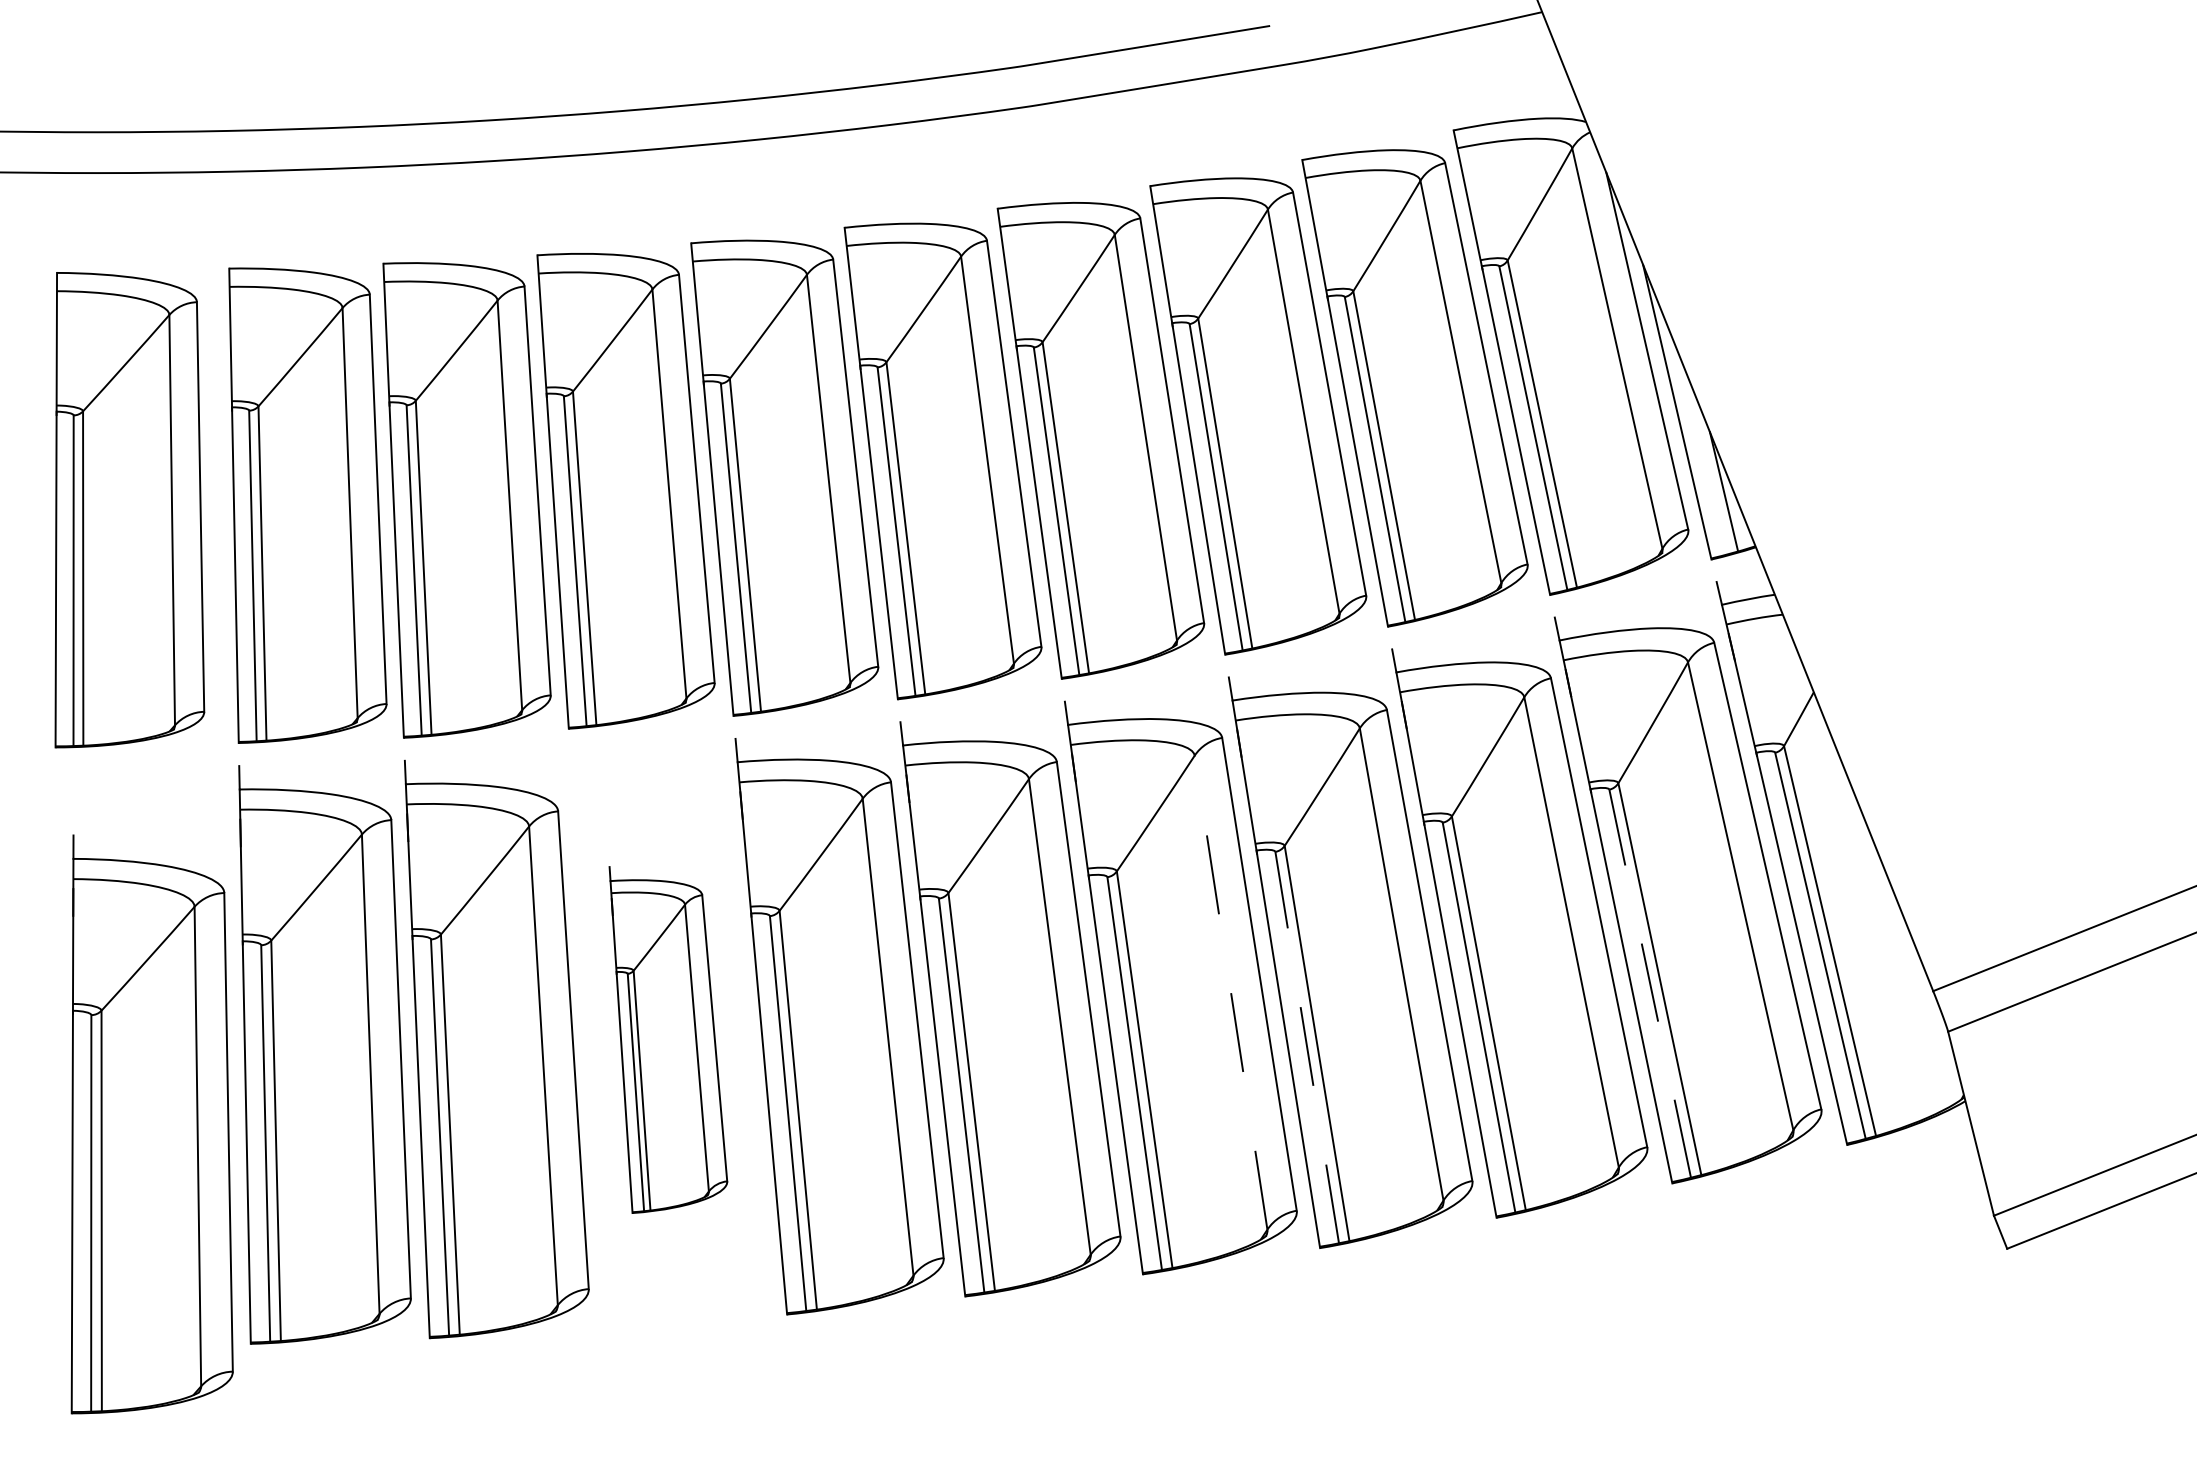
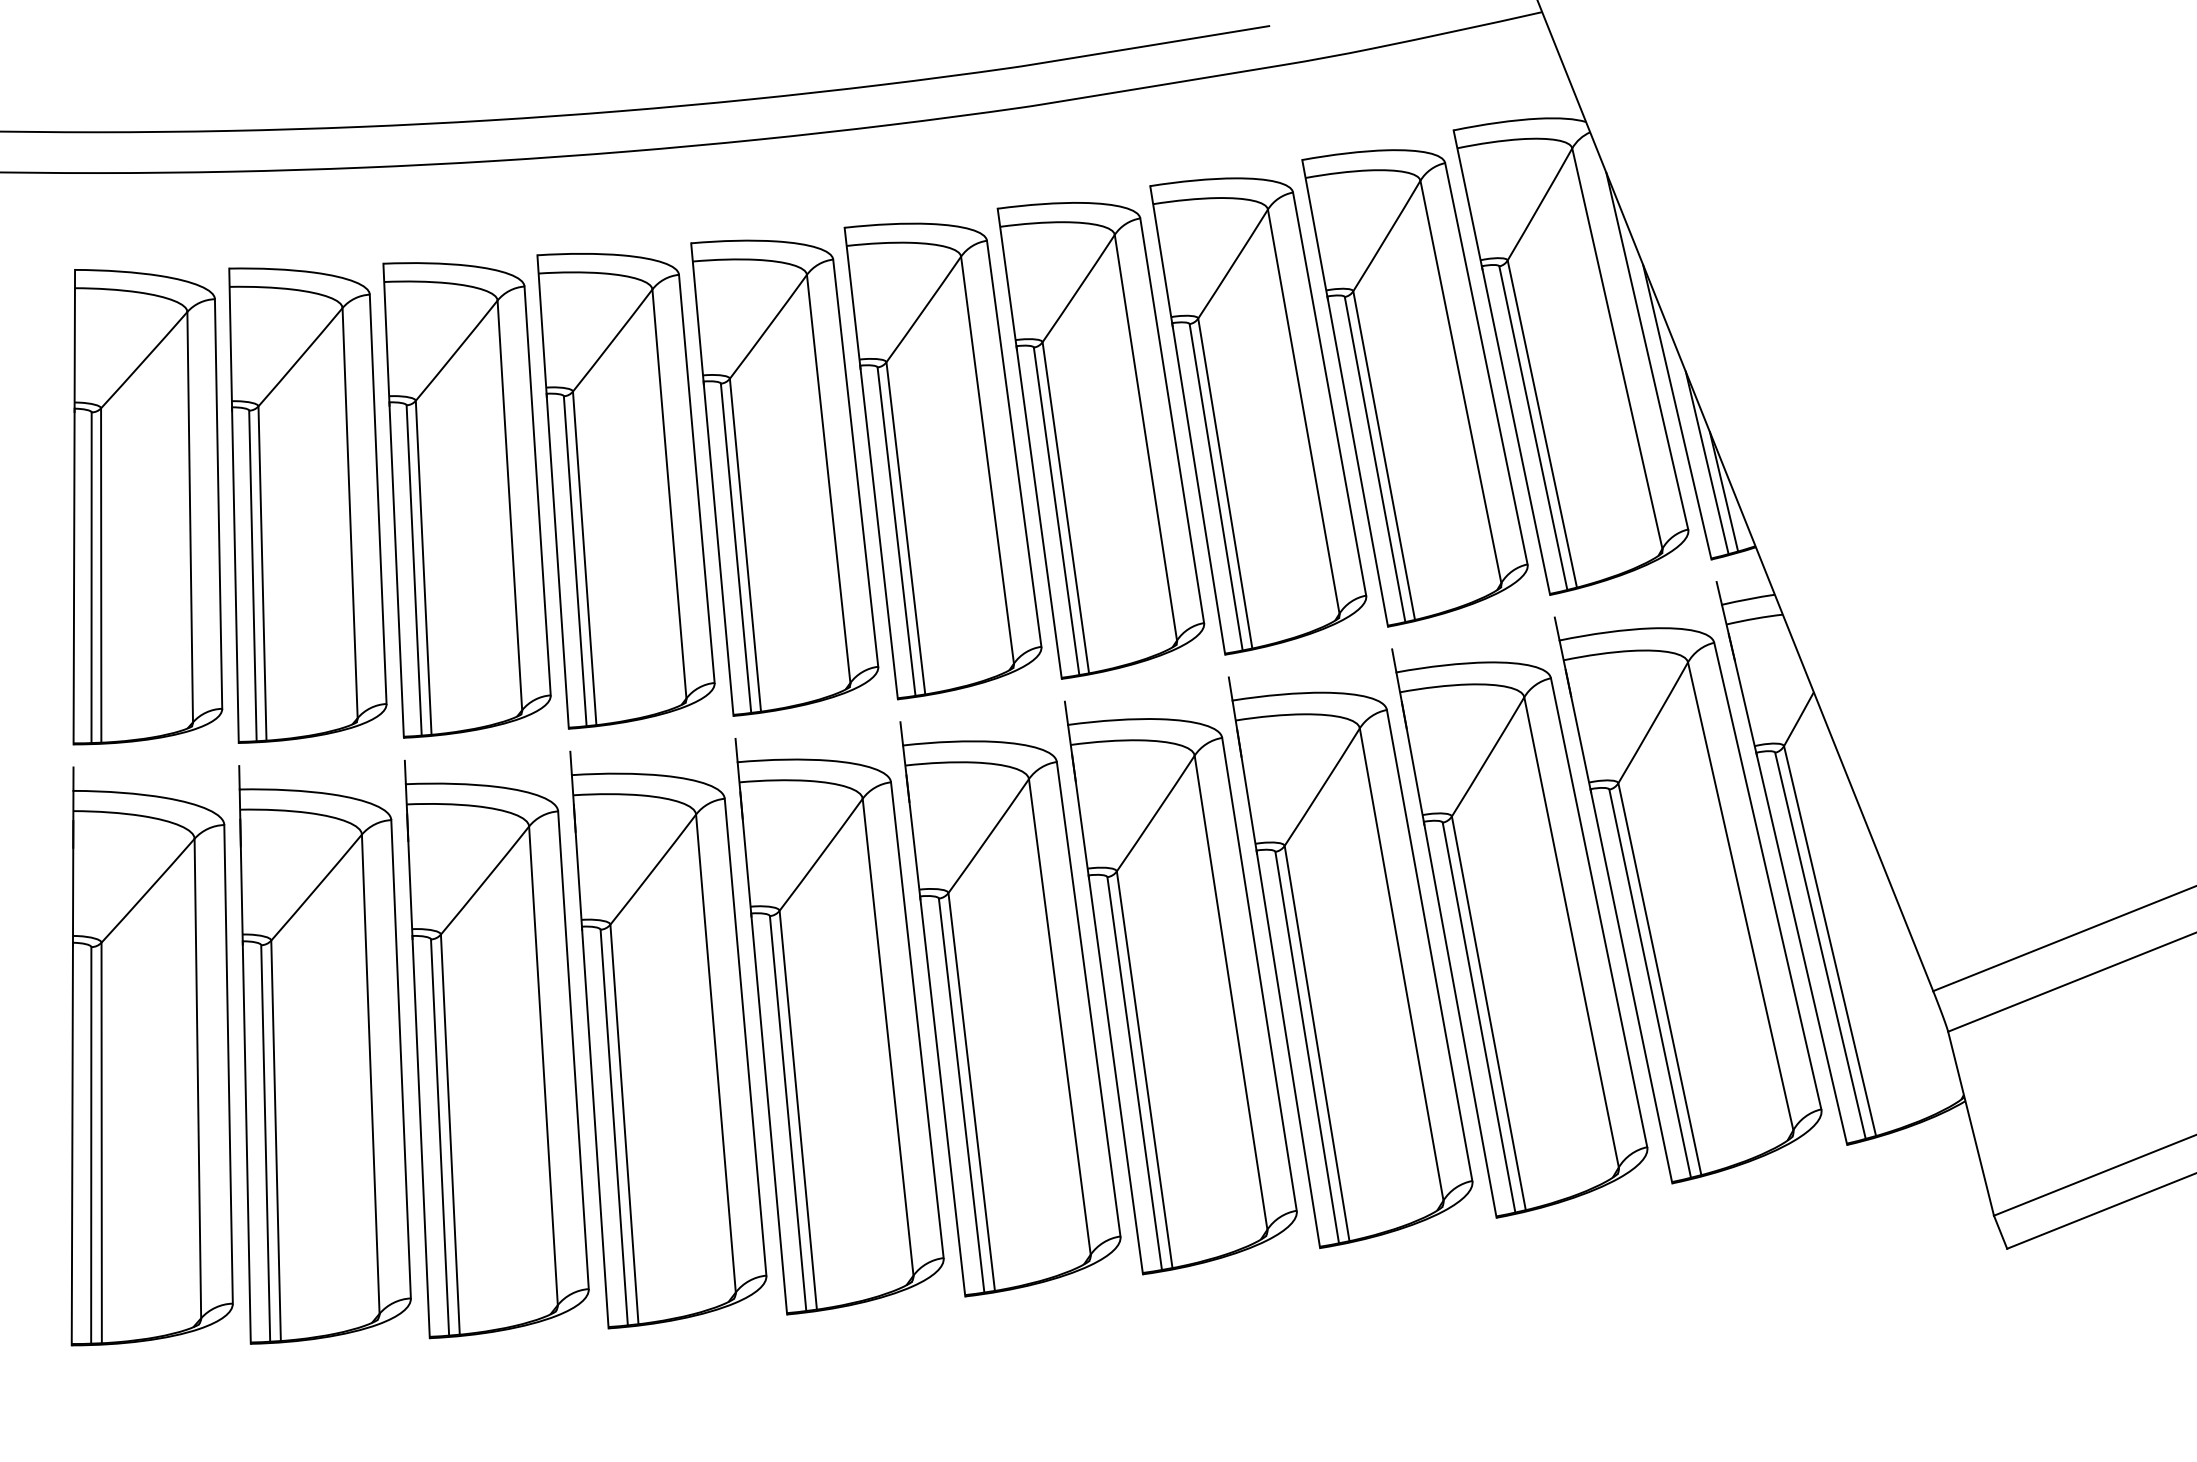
line: none -> present (1706, 462)
part position: (129, 510) -> (147, 507) (147, 507)
line: dashed -> solid (1650, 983)
line: dashed -> solid (1231, 992)
part size: 121x348 px -> 199x580 px (668, 1039)
line: dashed -> solid (1307, 1047)
part position: (151, 1124) -> (151, 1056) (151, 1056)
